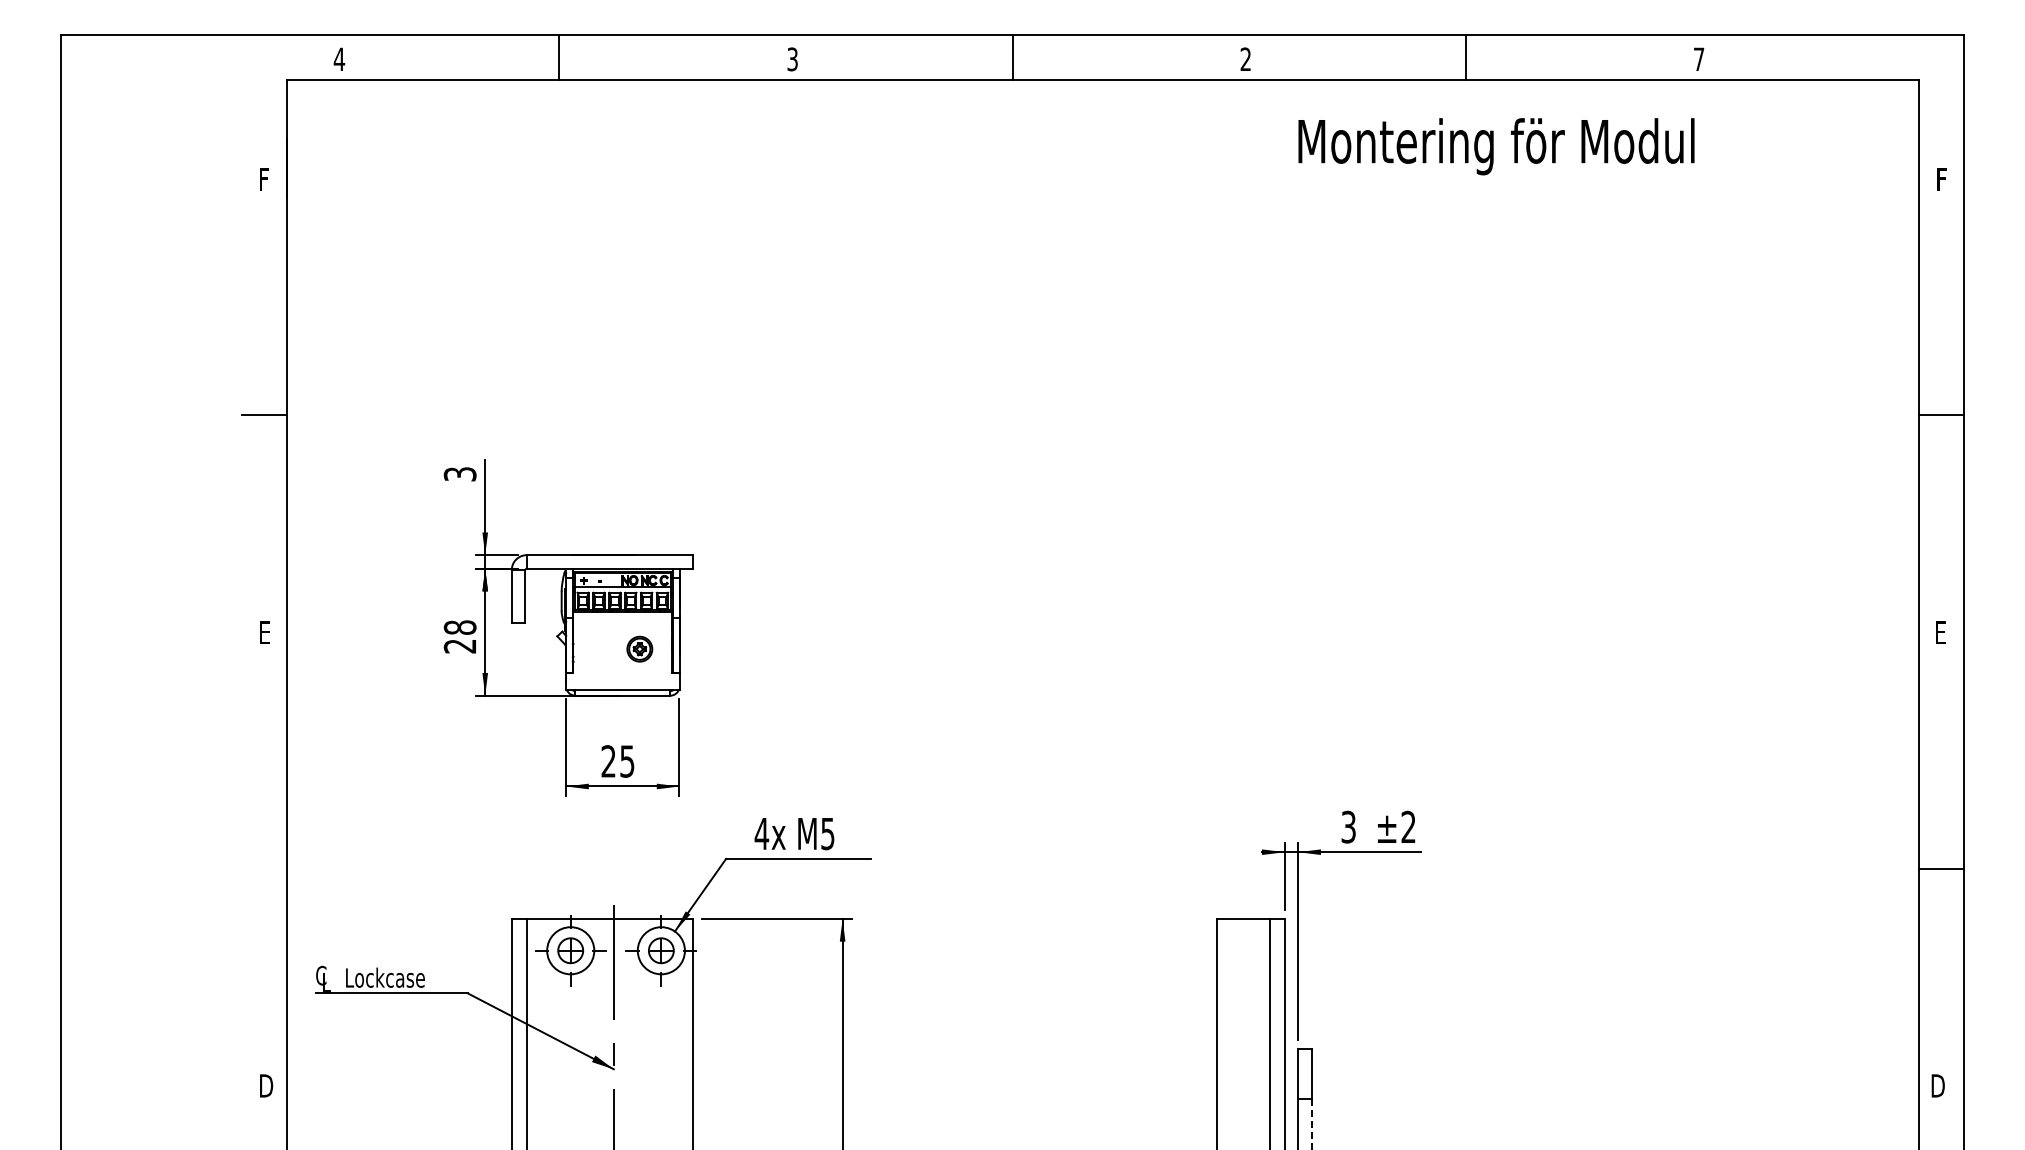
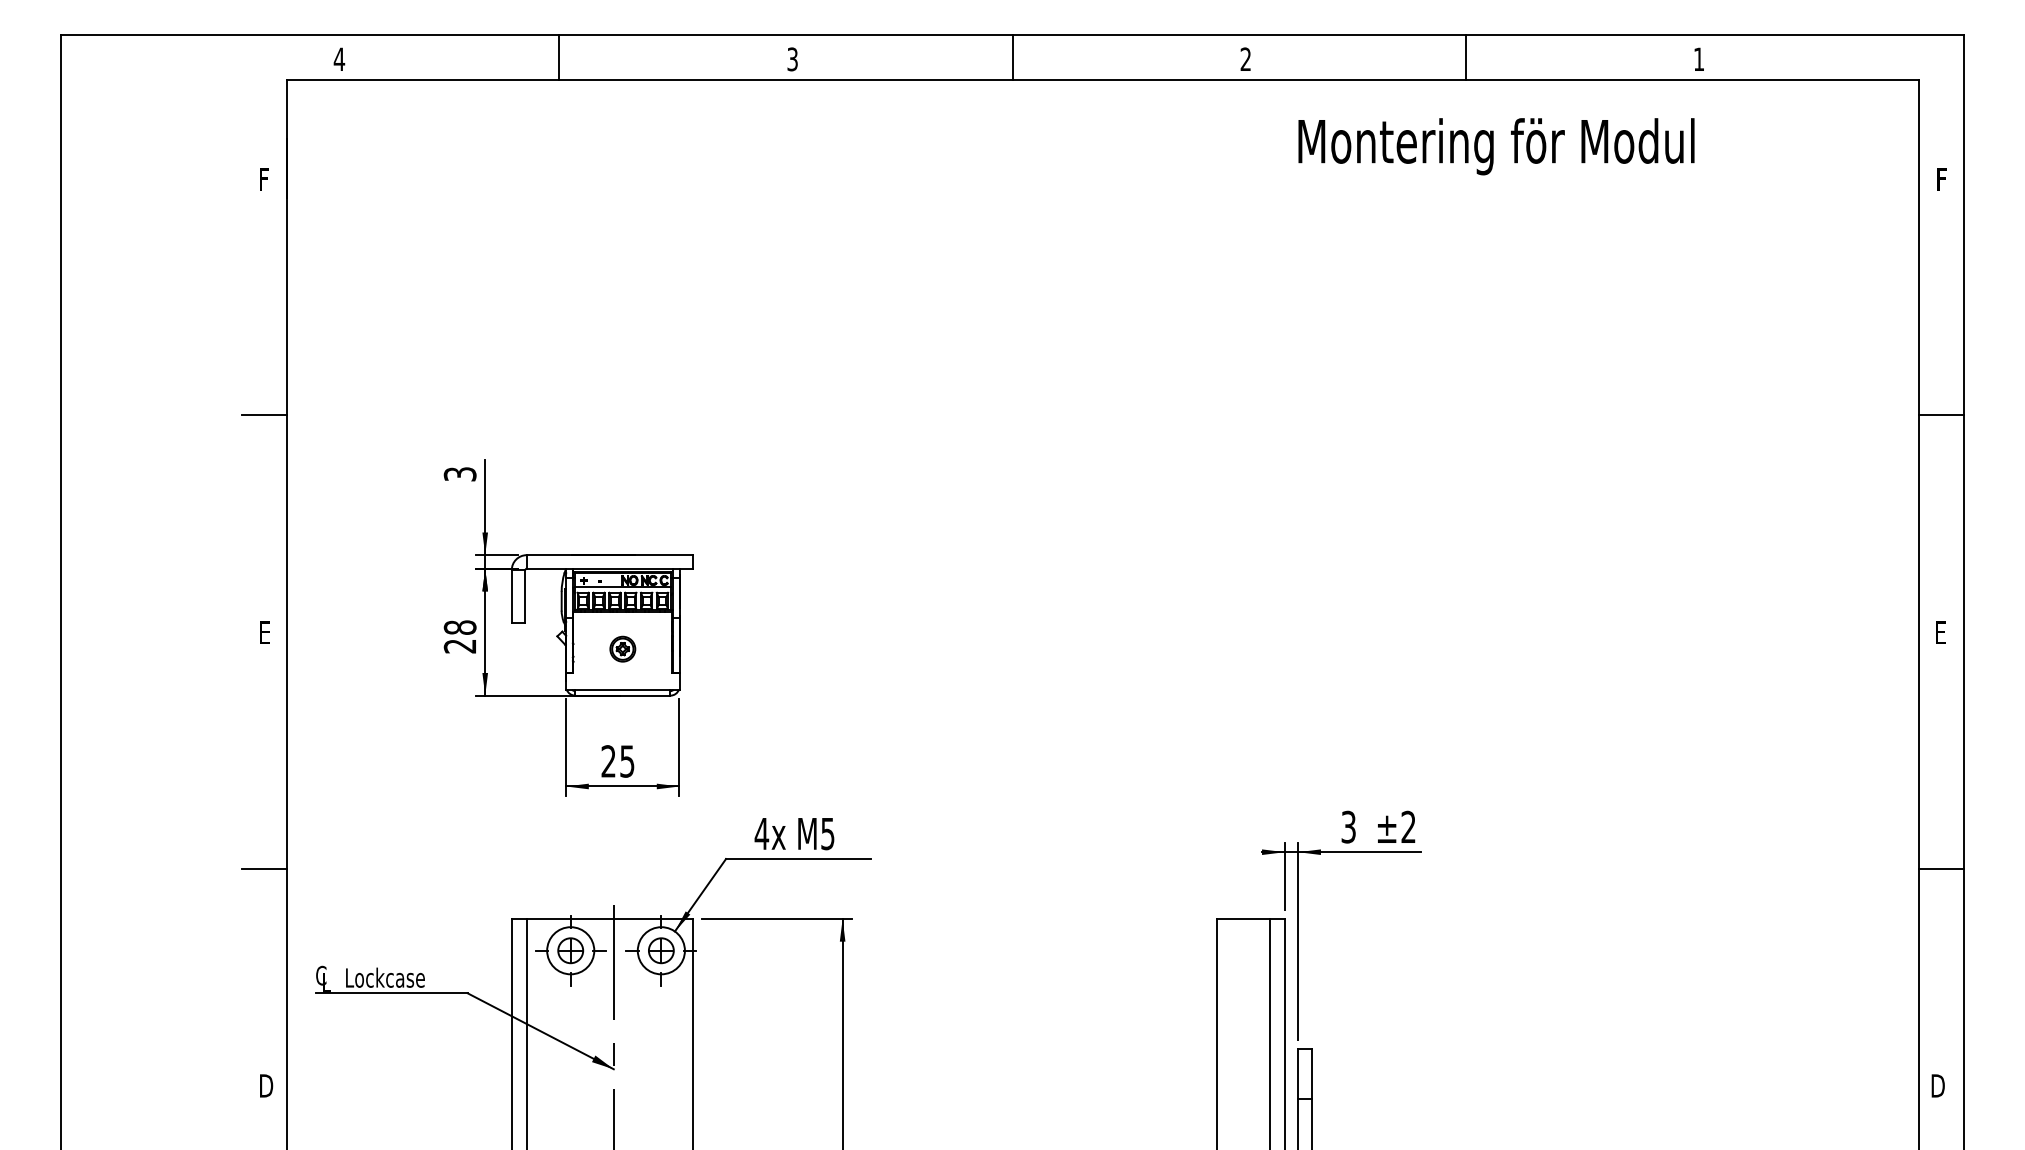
text: 7 -> 1 (1699, 58)
part position: (639, 648) -> (622, 648) (622, 648)
line: none -> present (264, 868)
line: dashed -> solid (1311, 1123)
